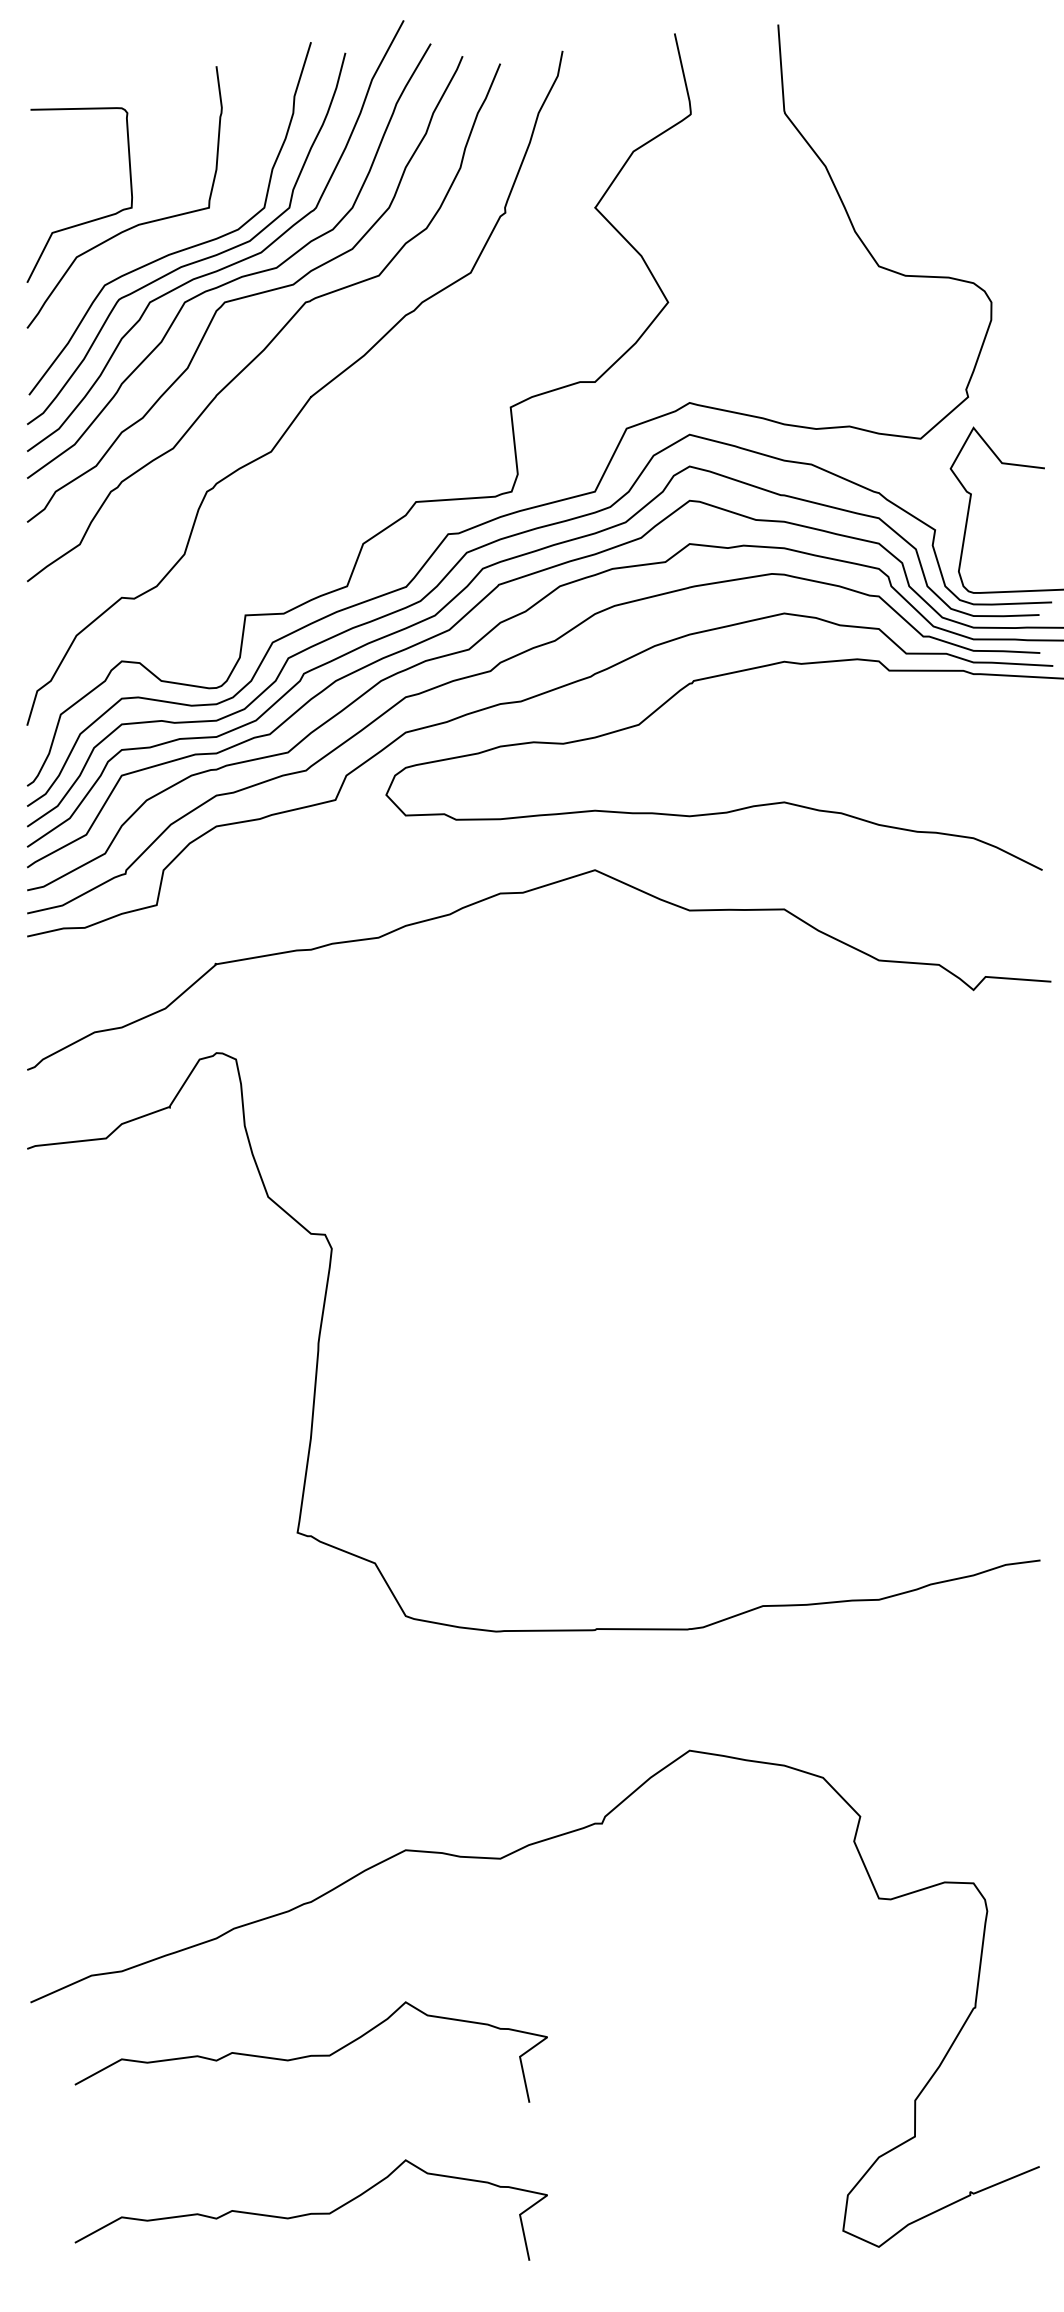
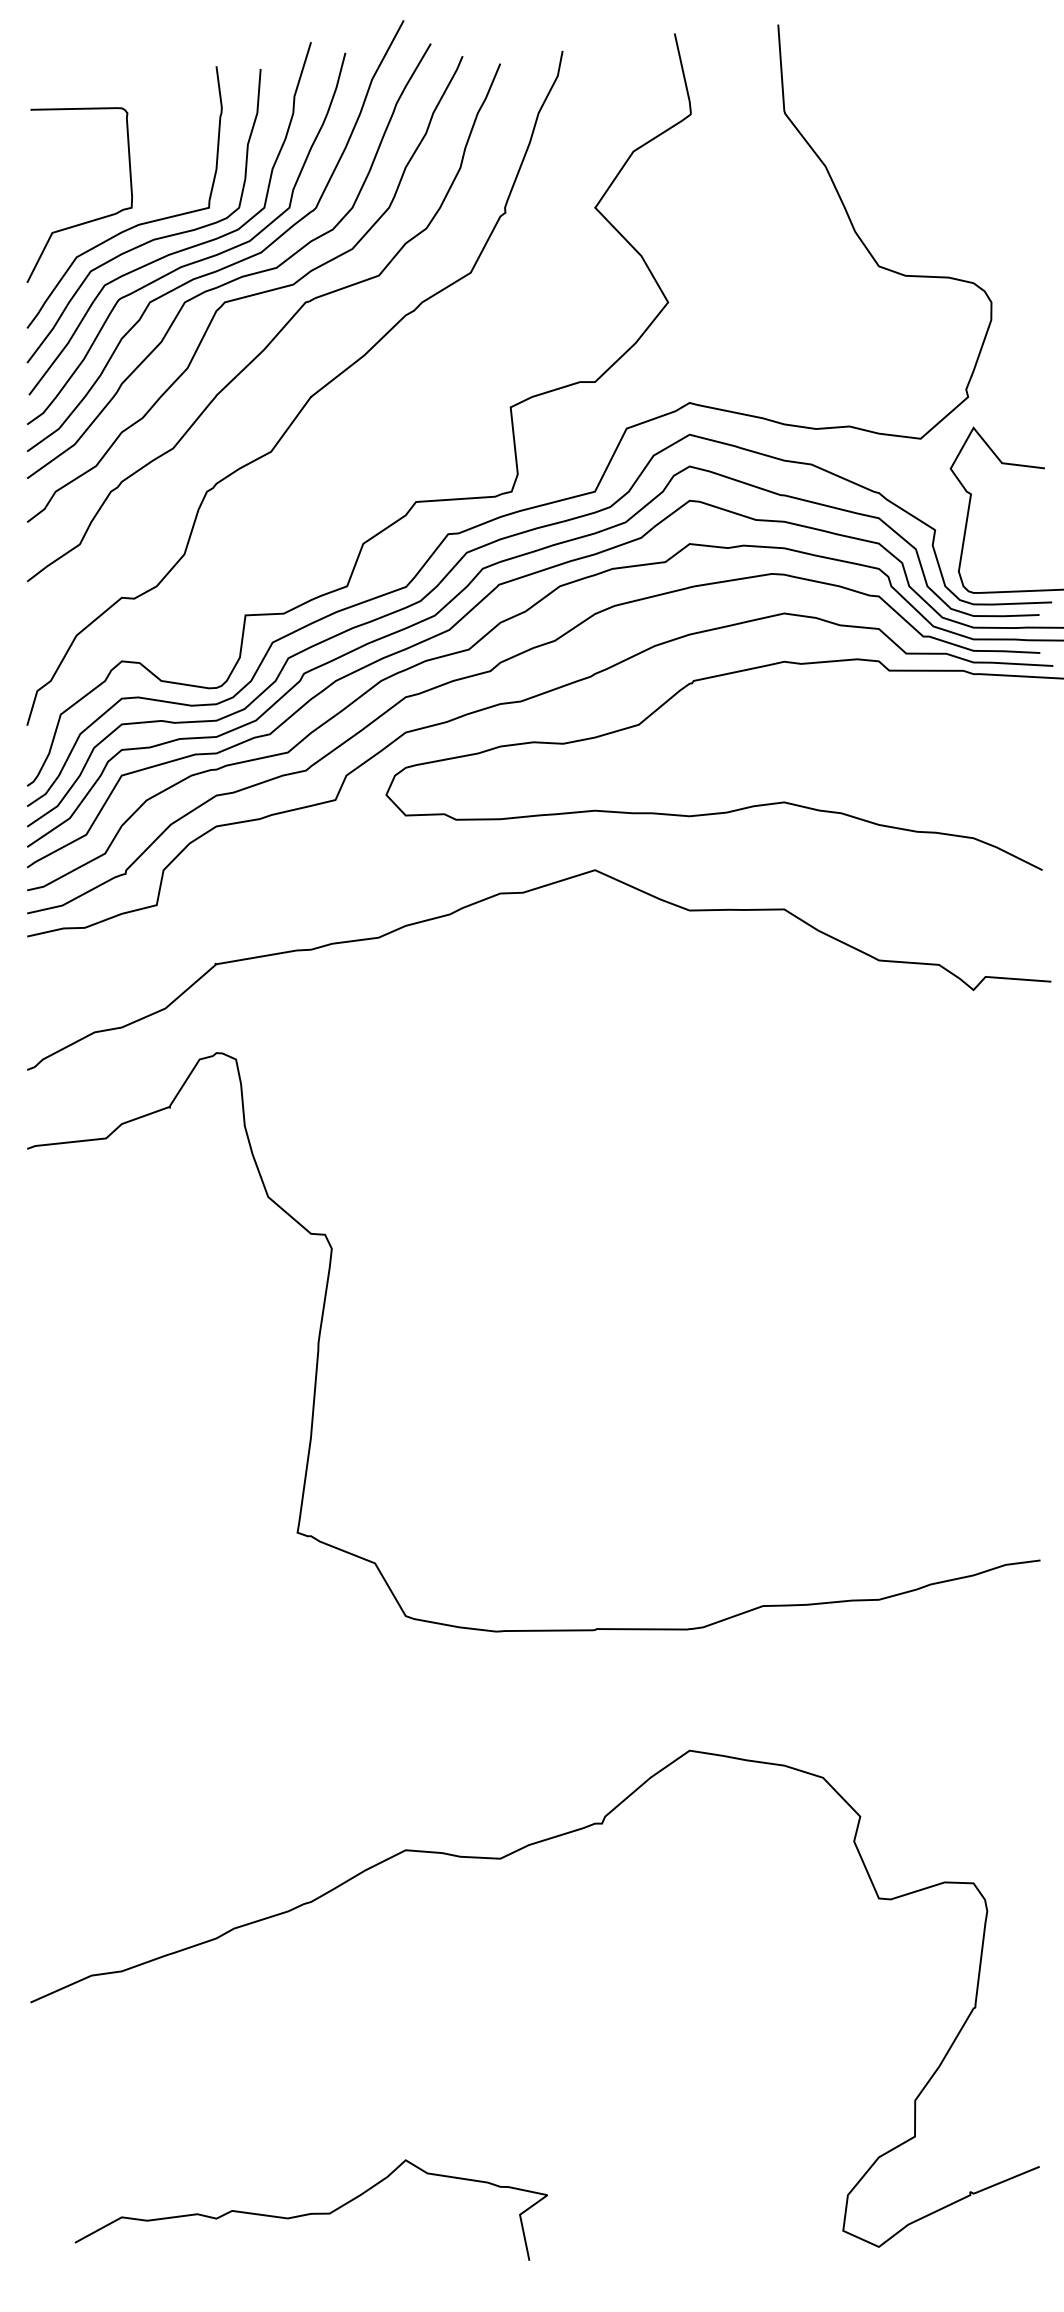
curve: none -> present (153, 238)
curve: present -> none (311, 2054)
